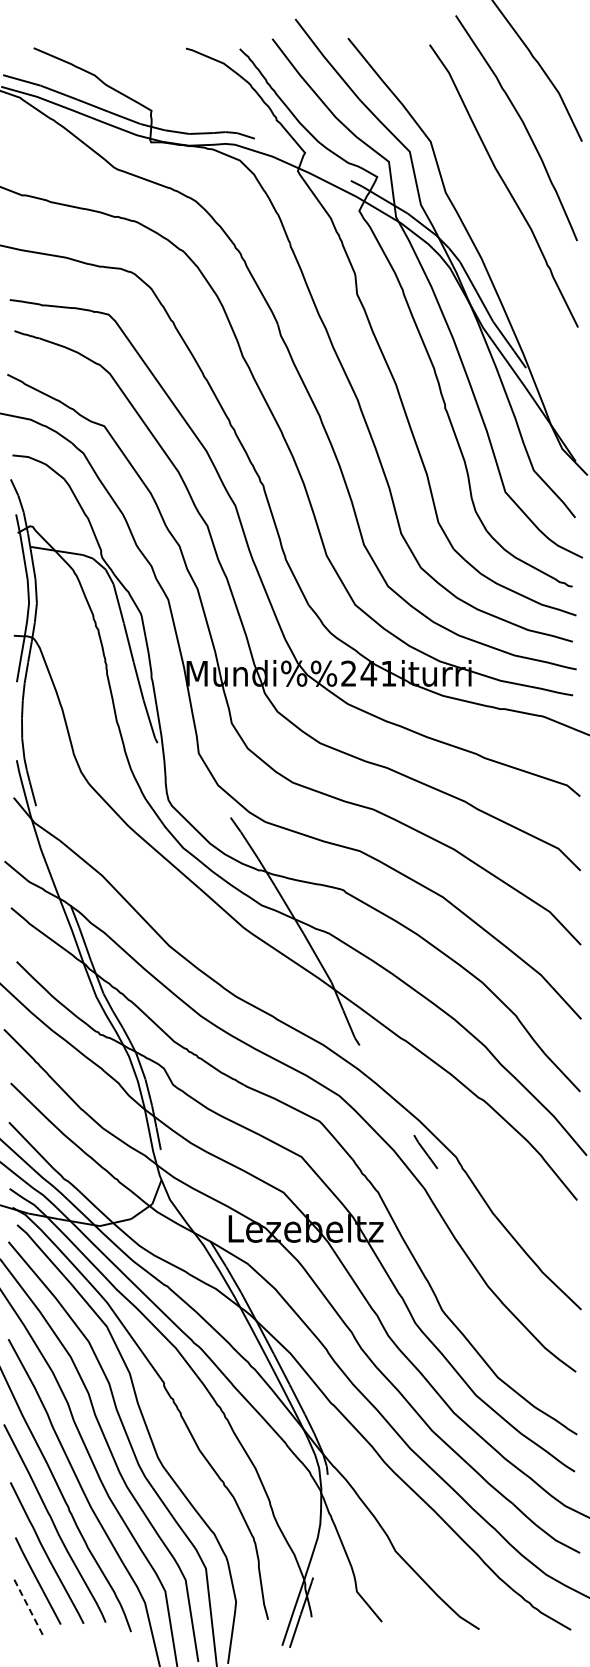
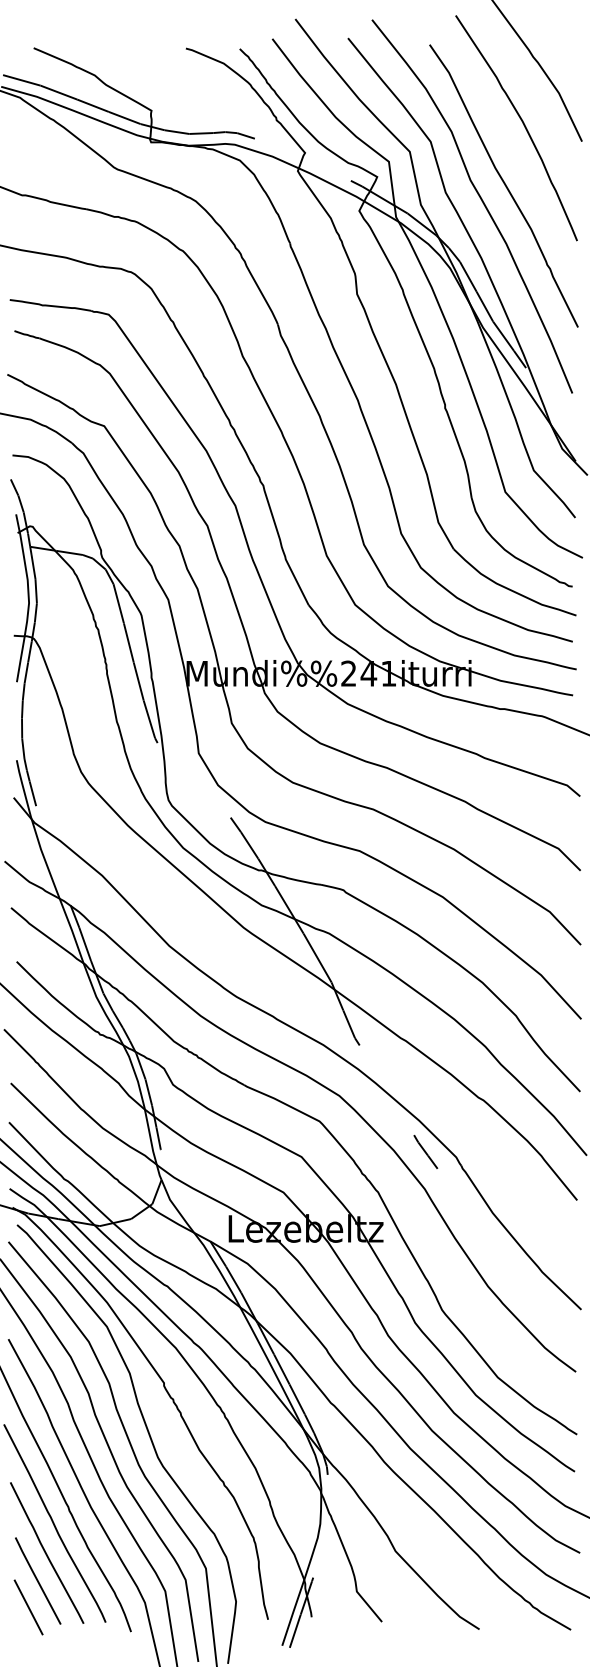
curve: none -> present (481, 201)
line: dashed -> solid (28, 1607)
